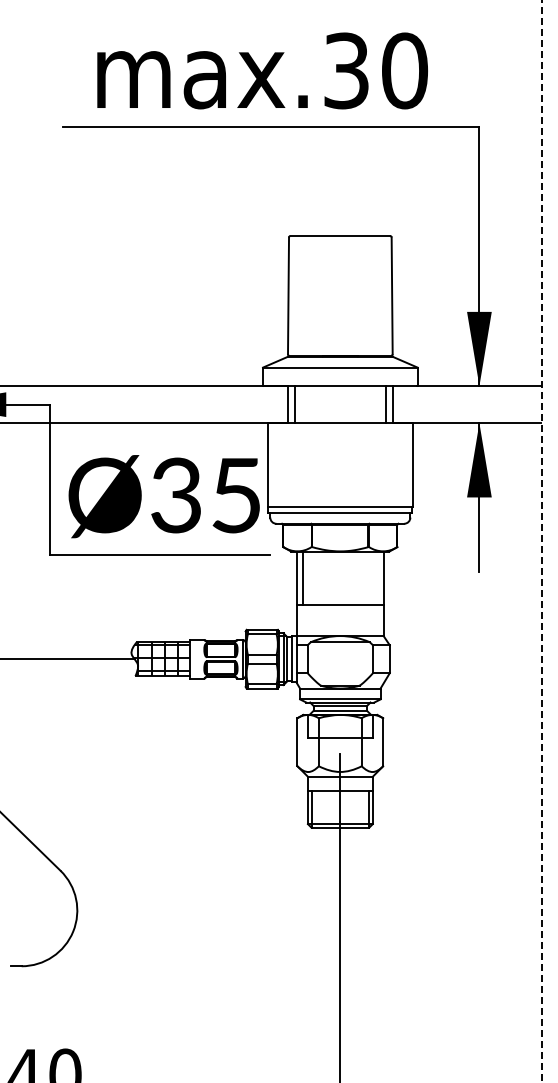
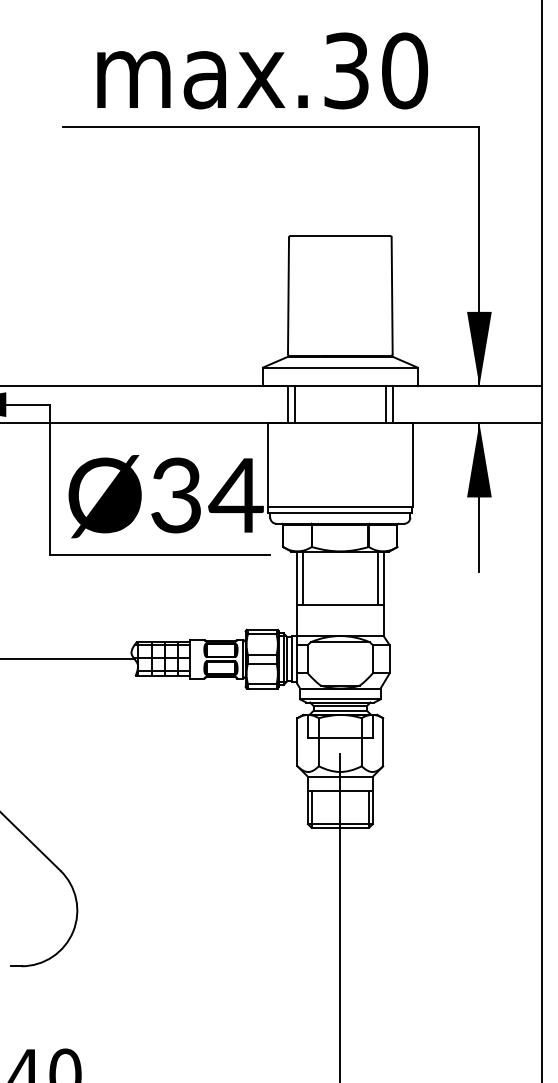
text: Ø35 -> Ø34 (235, 495)
line: dashed -> solid (541, 541)
line: none -> present (377, 578)
